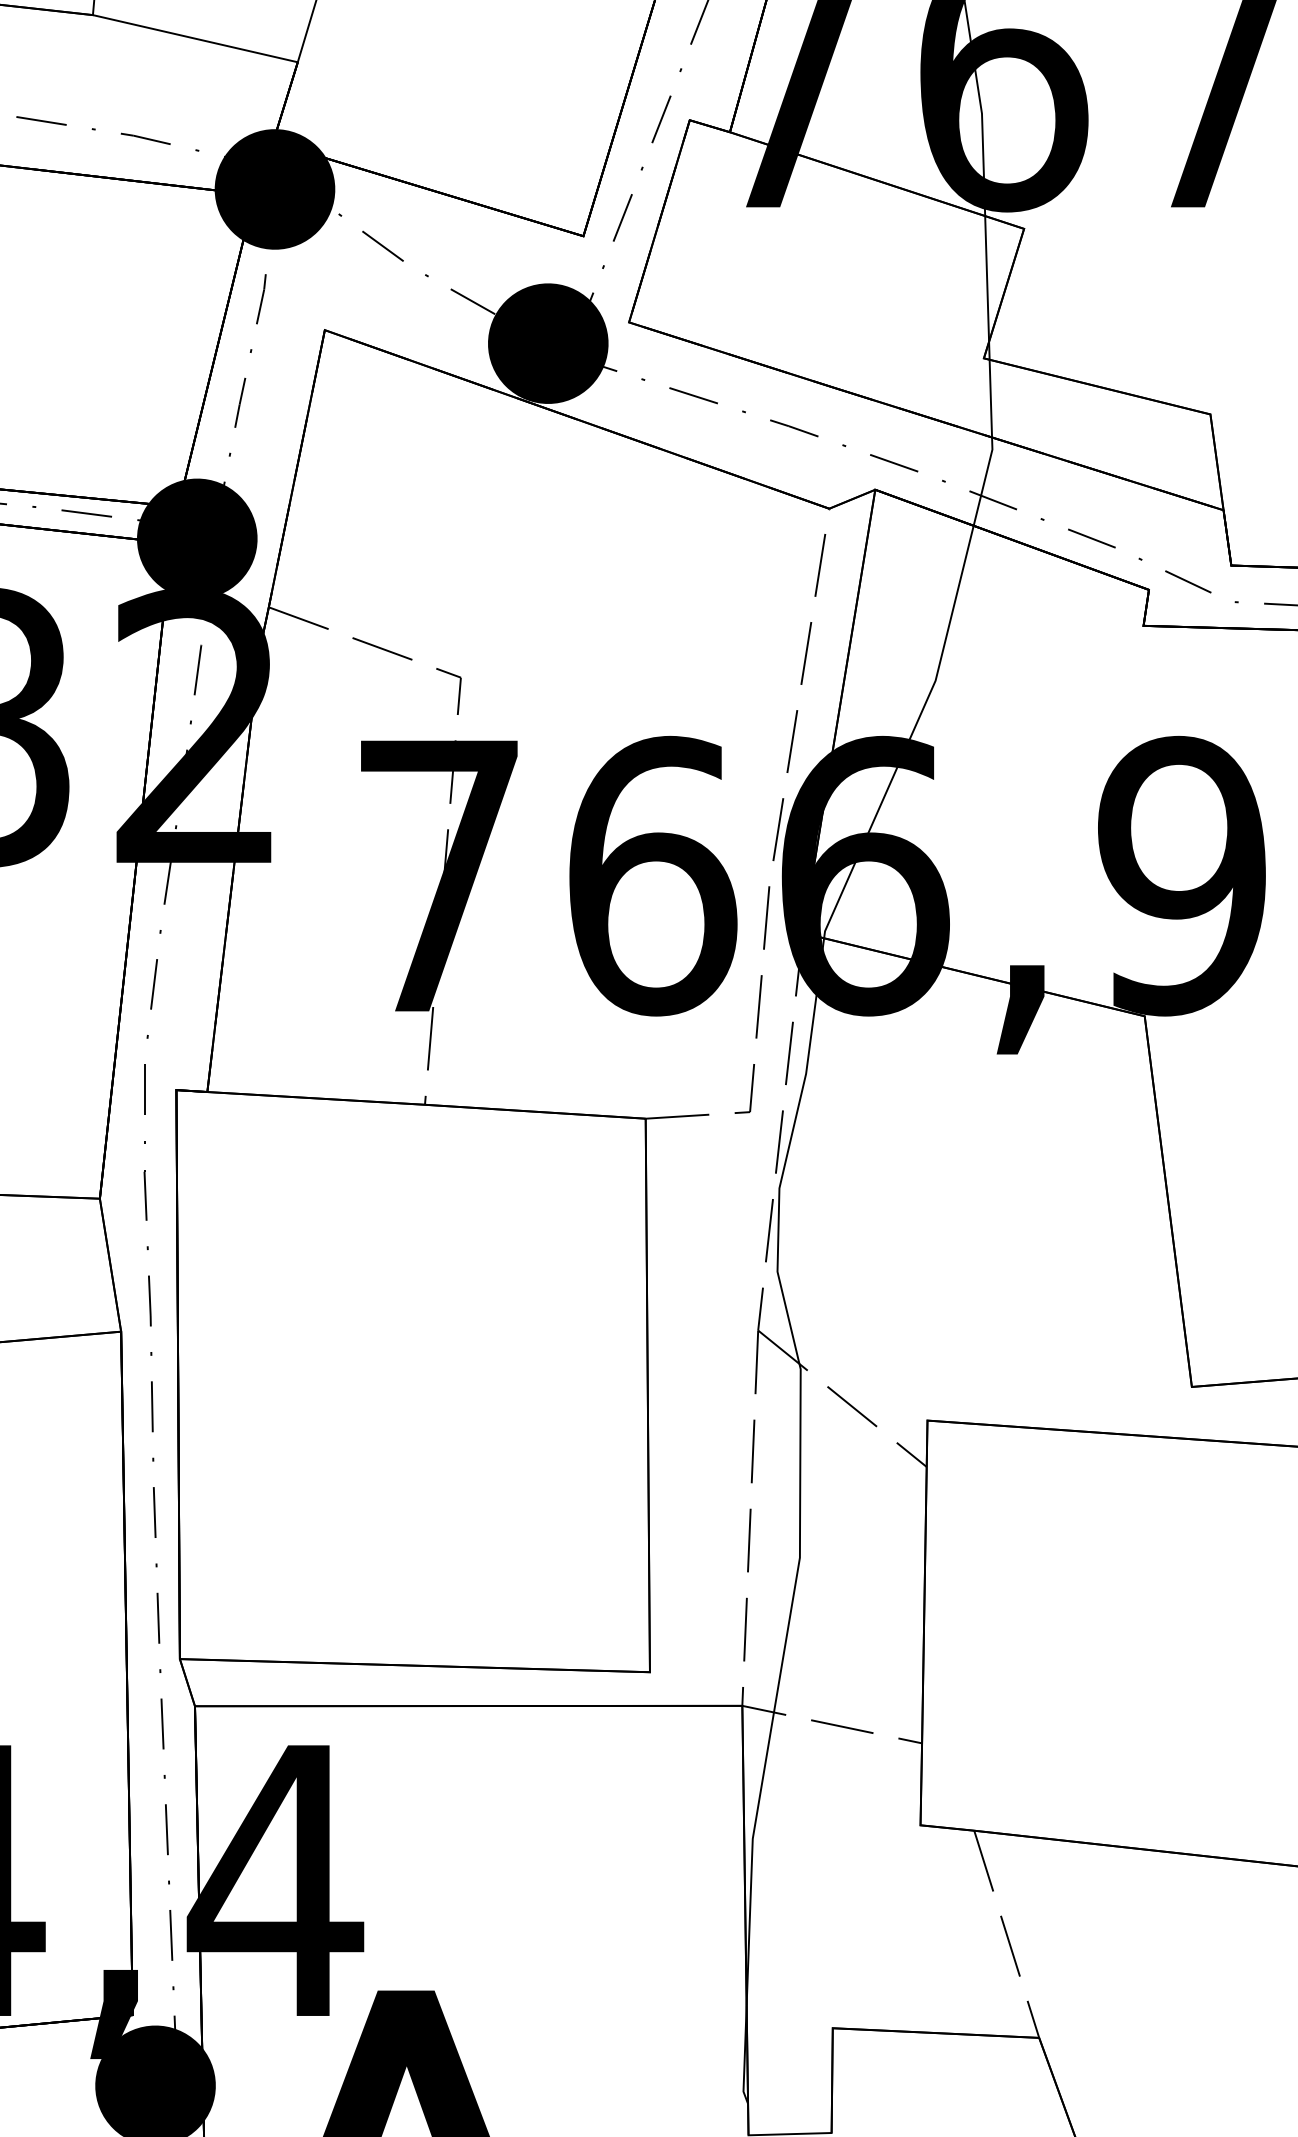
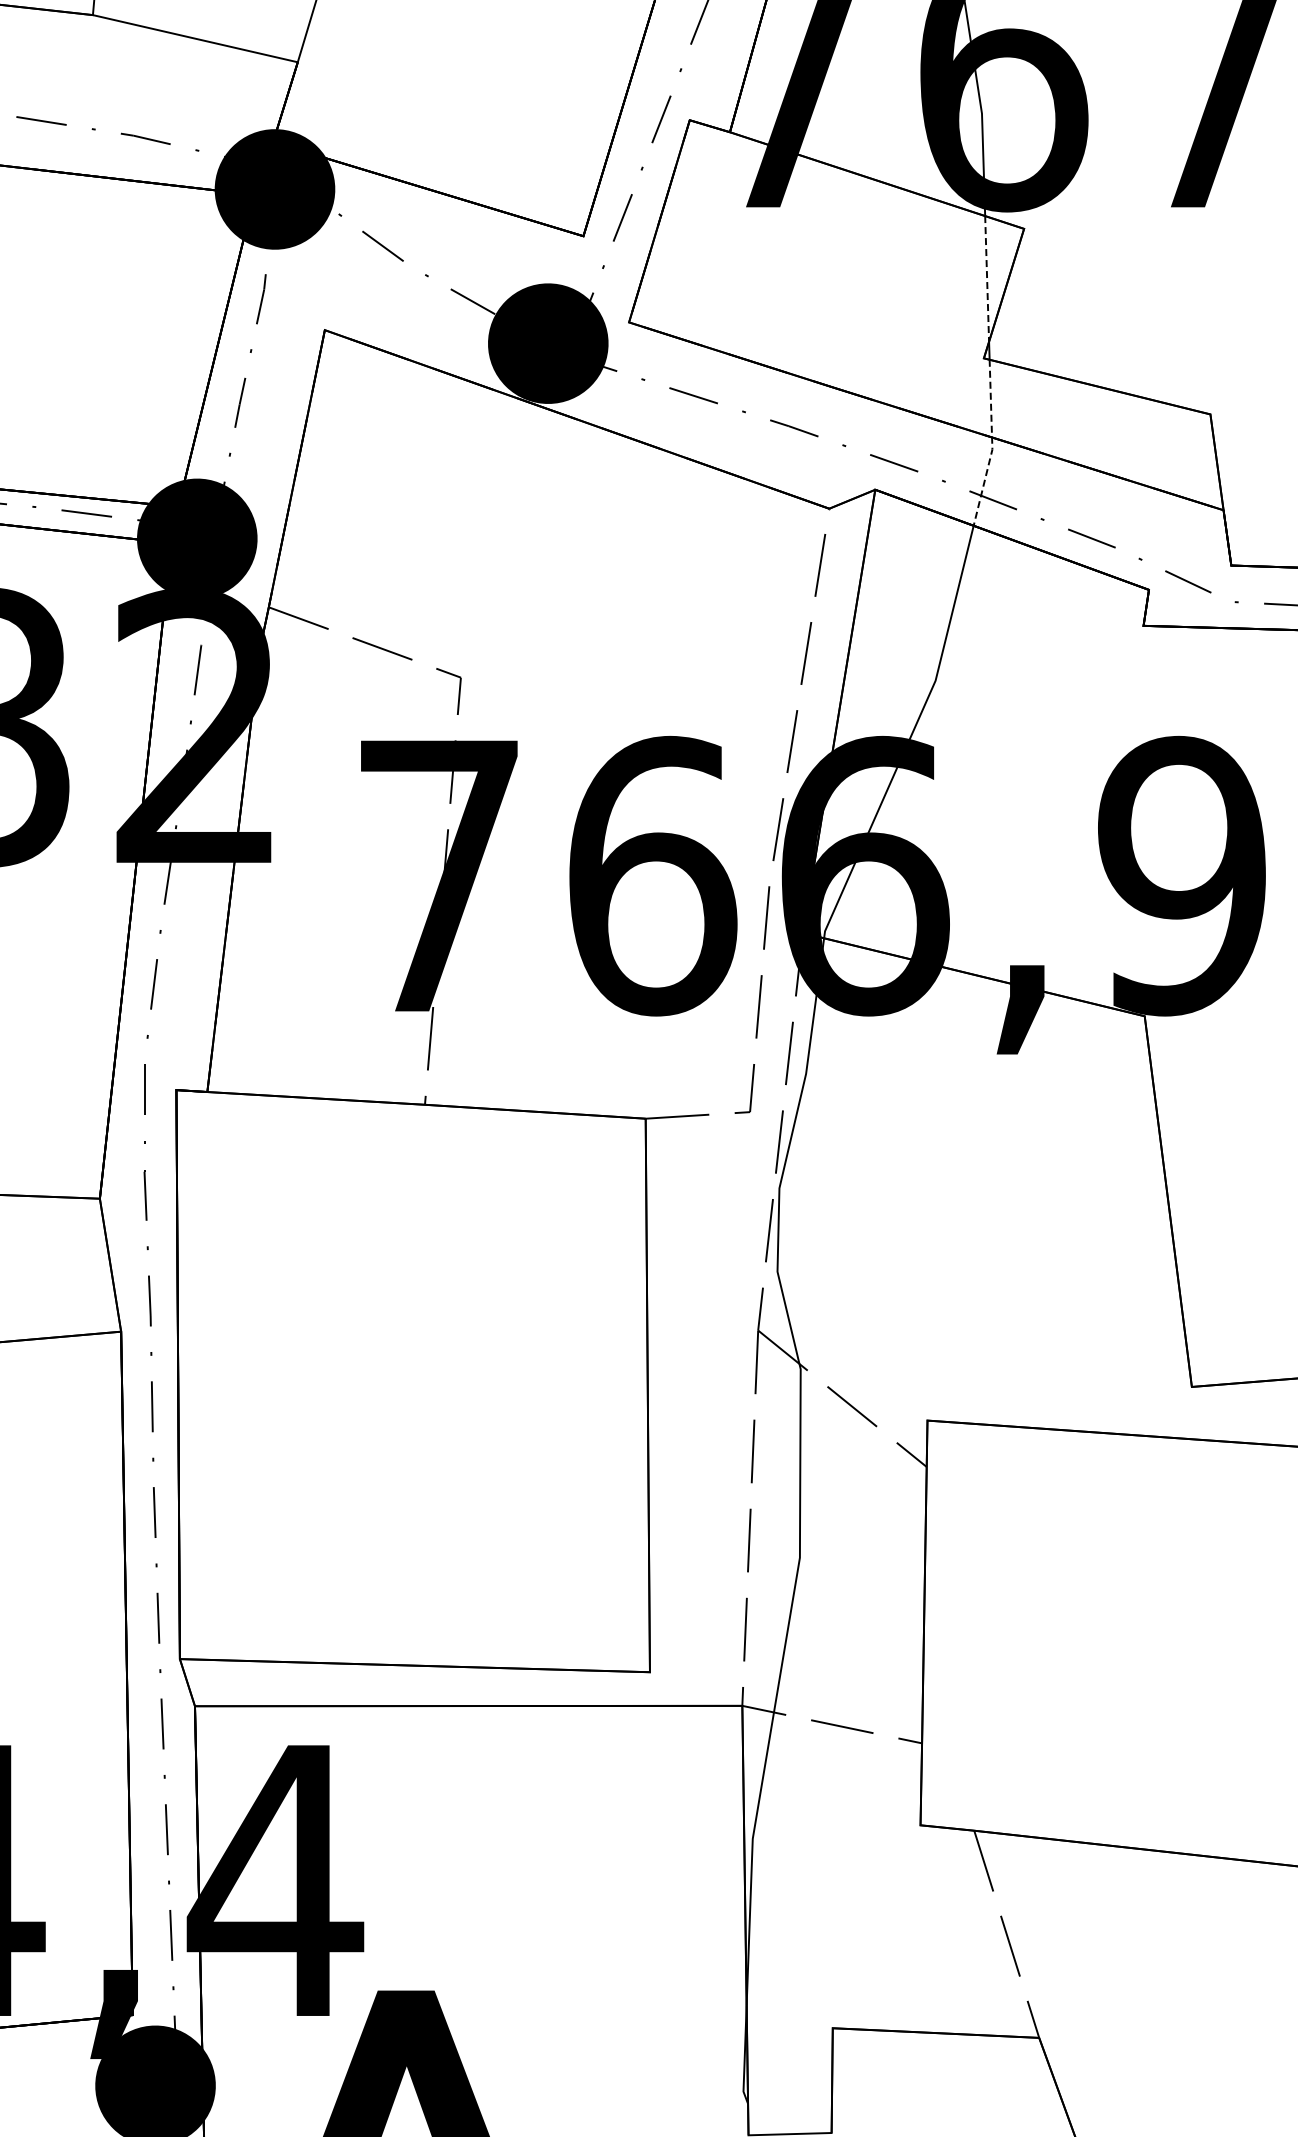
line: solid -> dashed (987, 278)
line: solid -> dashed (992, 444)
